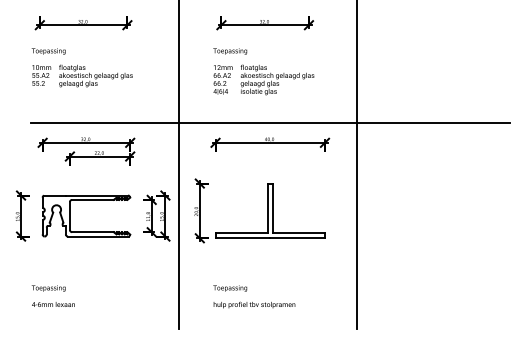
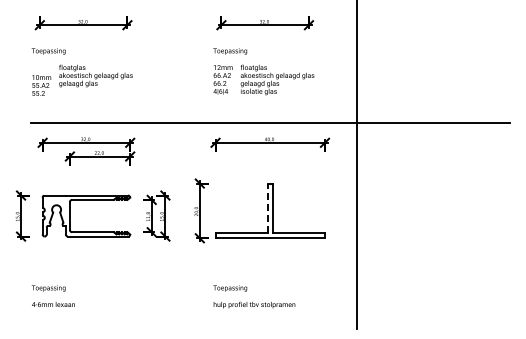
text position: (41, 75) -> (41, 85) (41, 85)
line: present -> none (179, 165)
line: solid -> dashed (267, 208)
